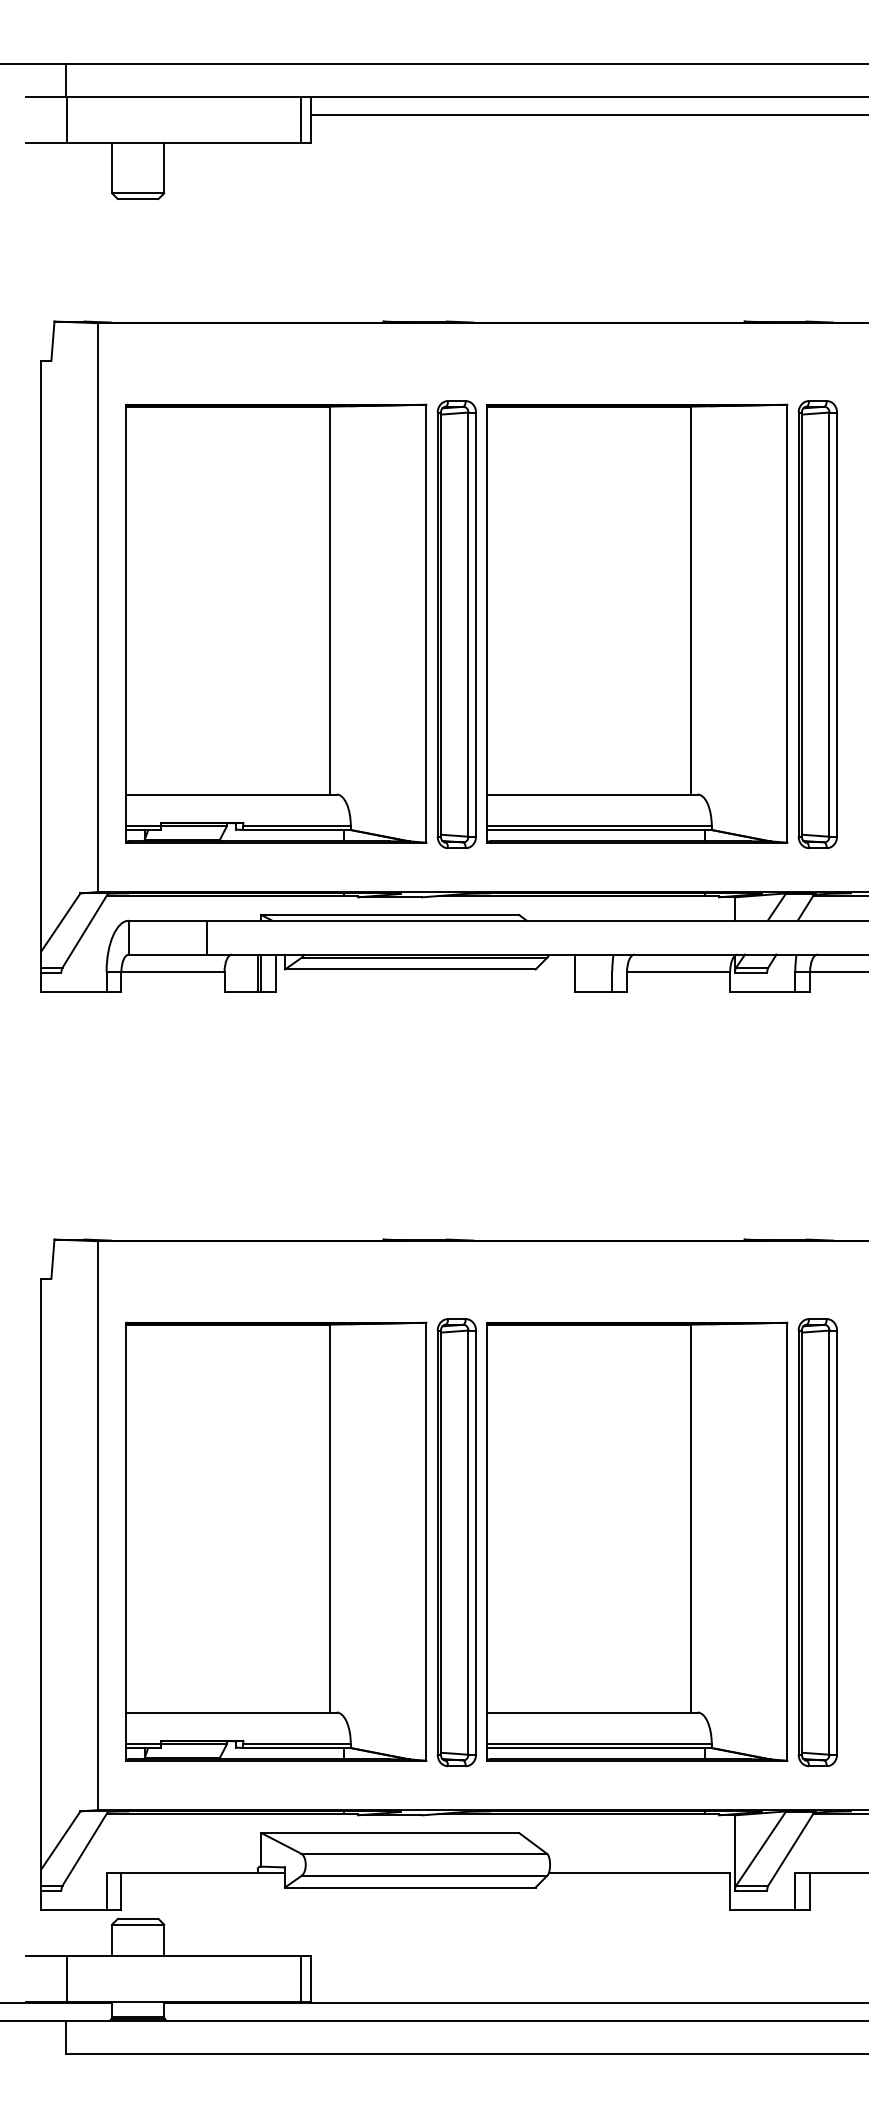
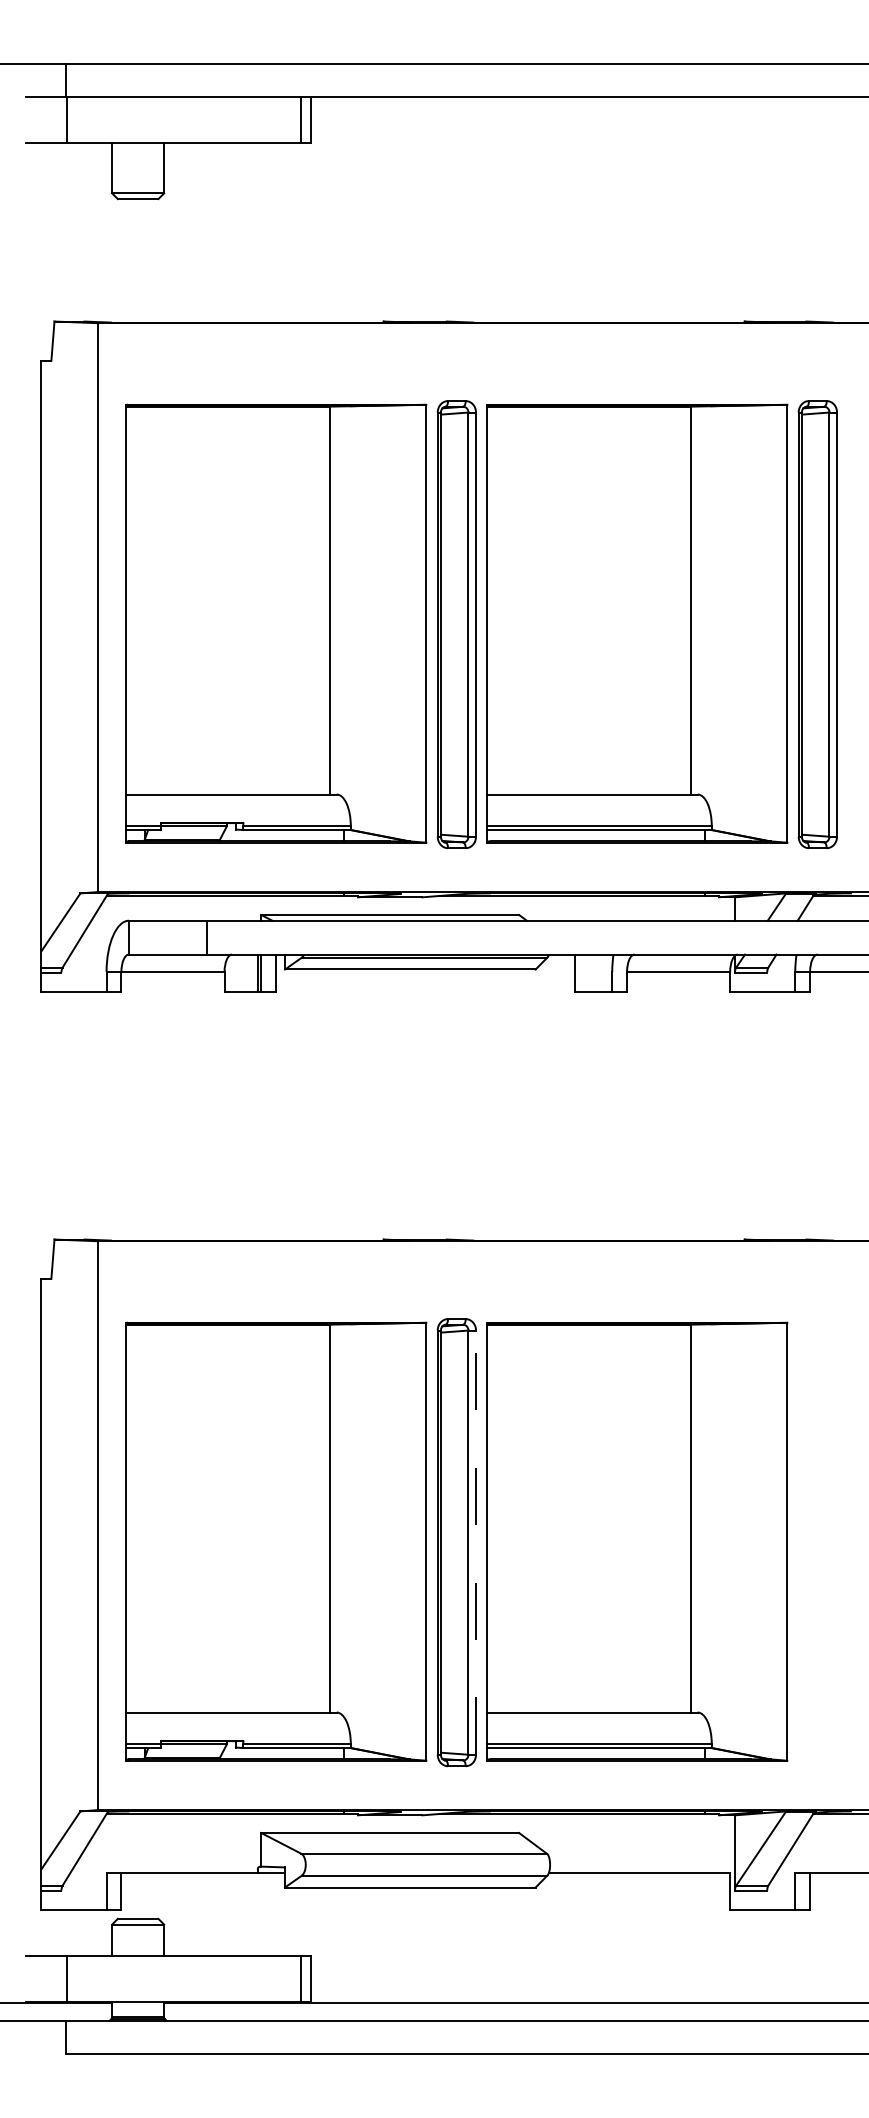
line: present -> none (587, 114)
line: solid -> dashed (476, 1542)
part: present -> none (817, 1542)
